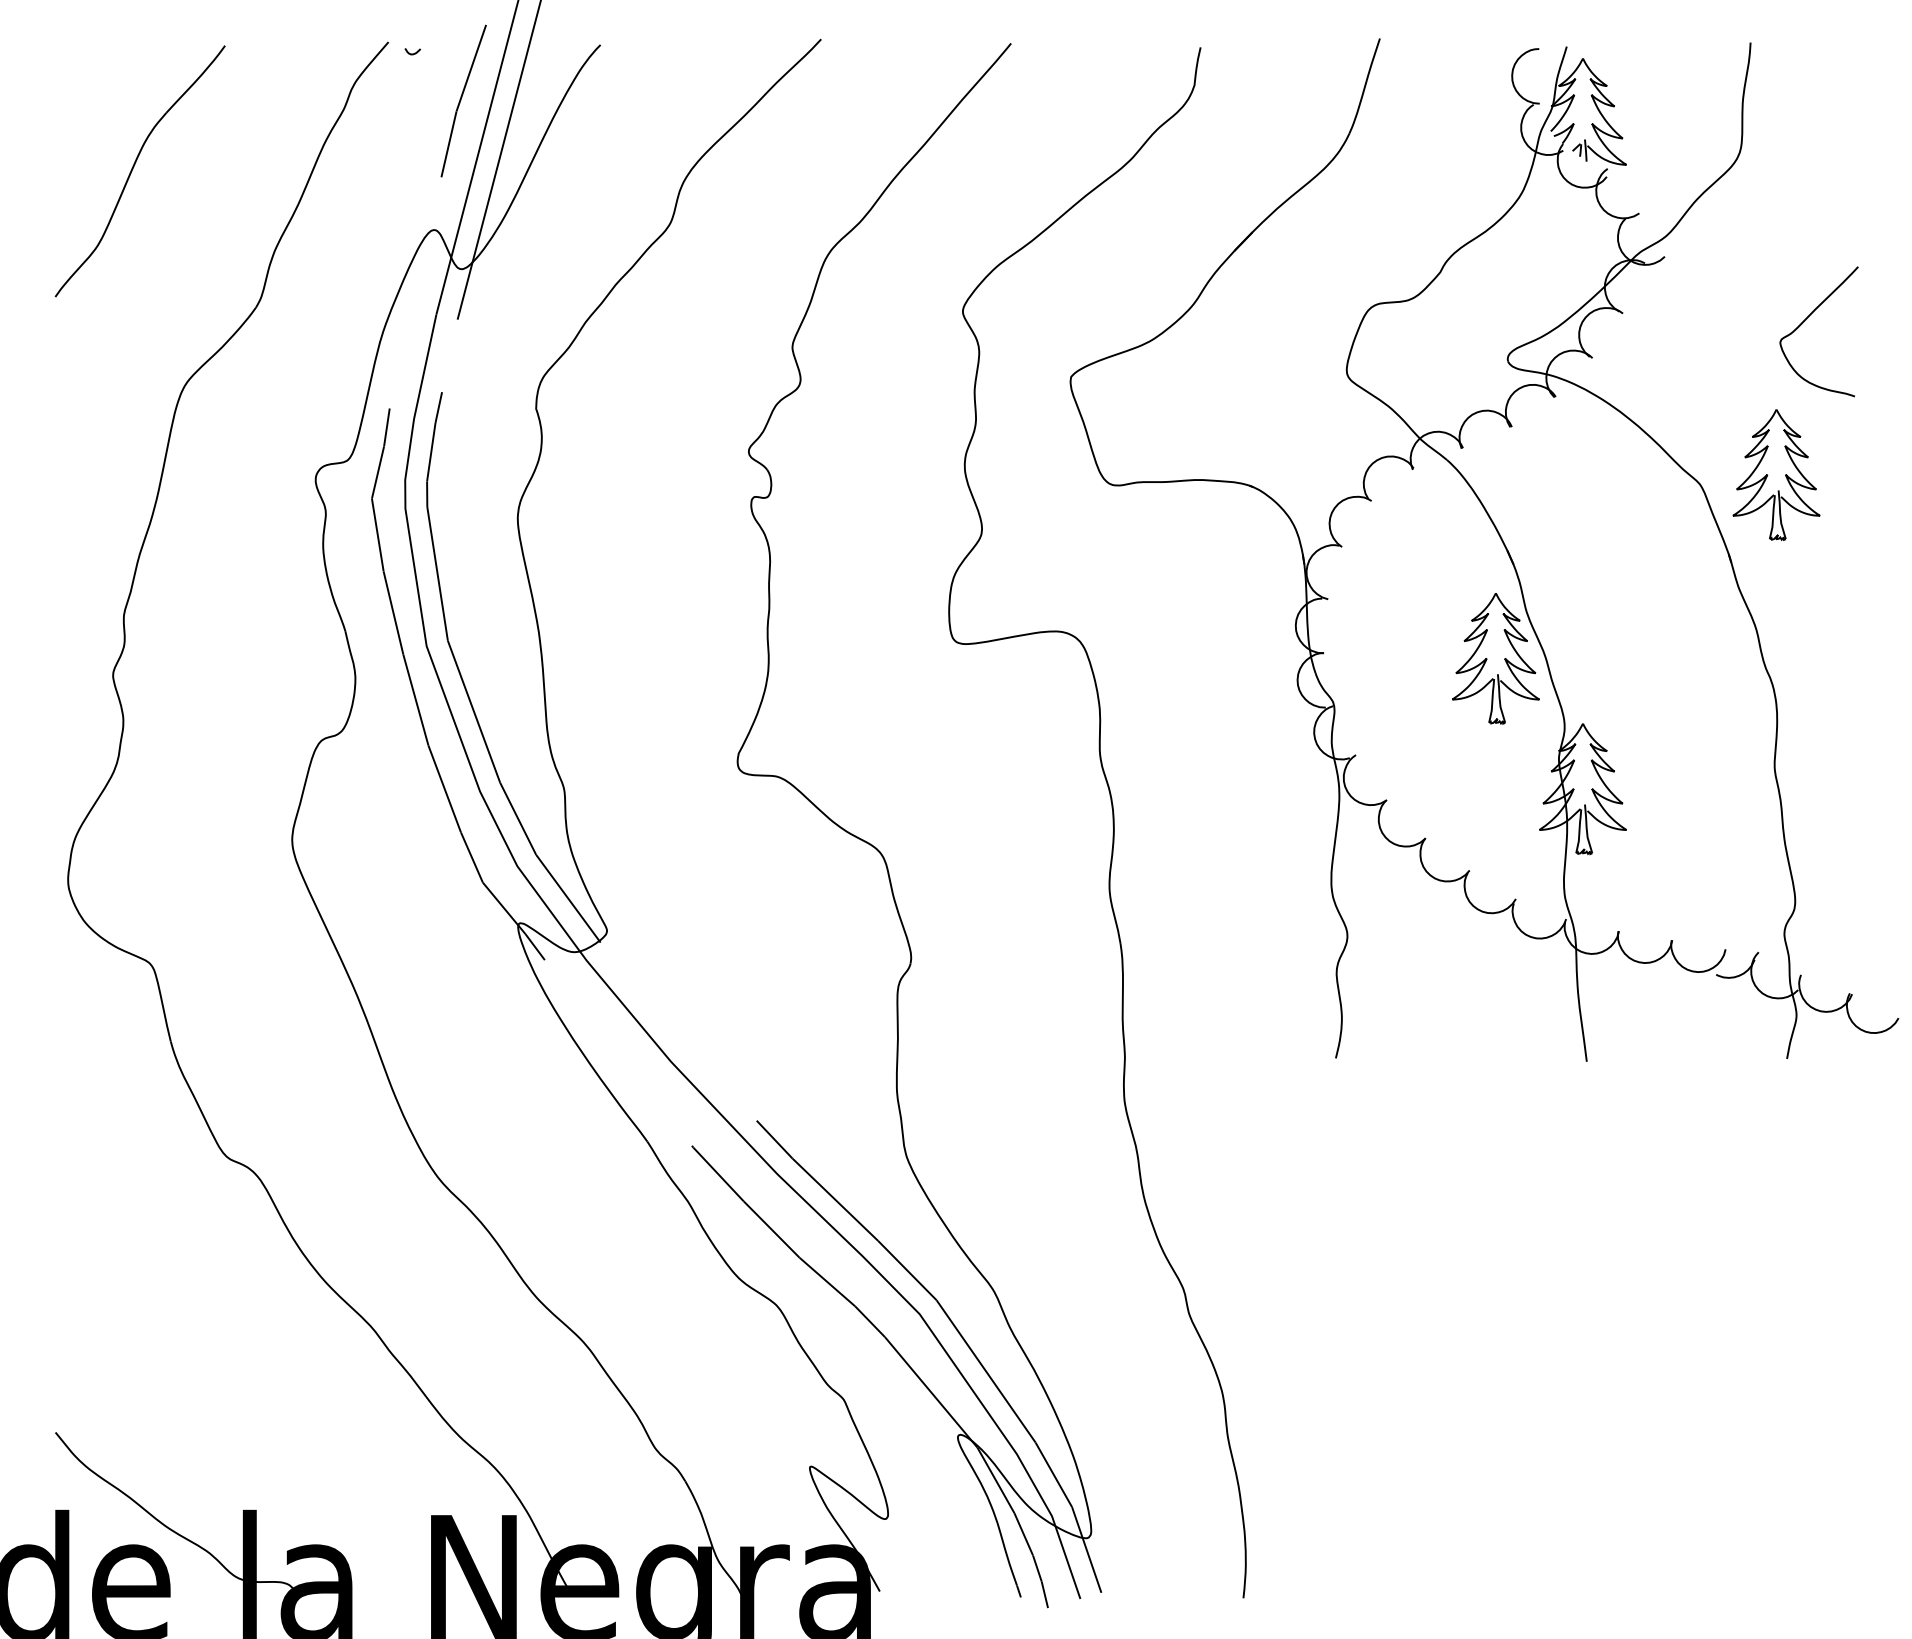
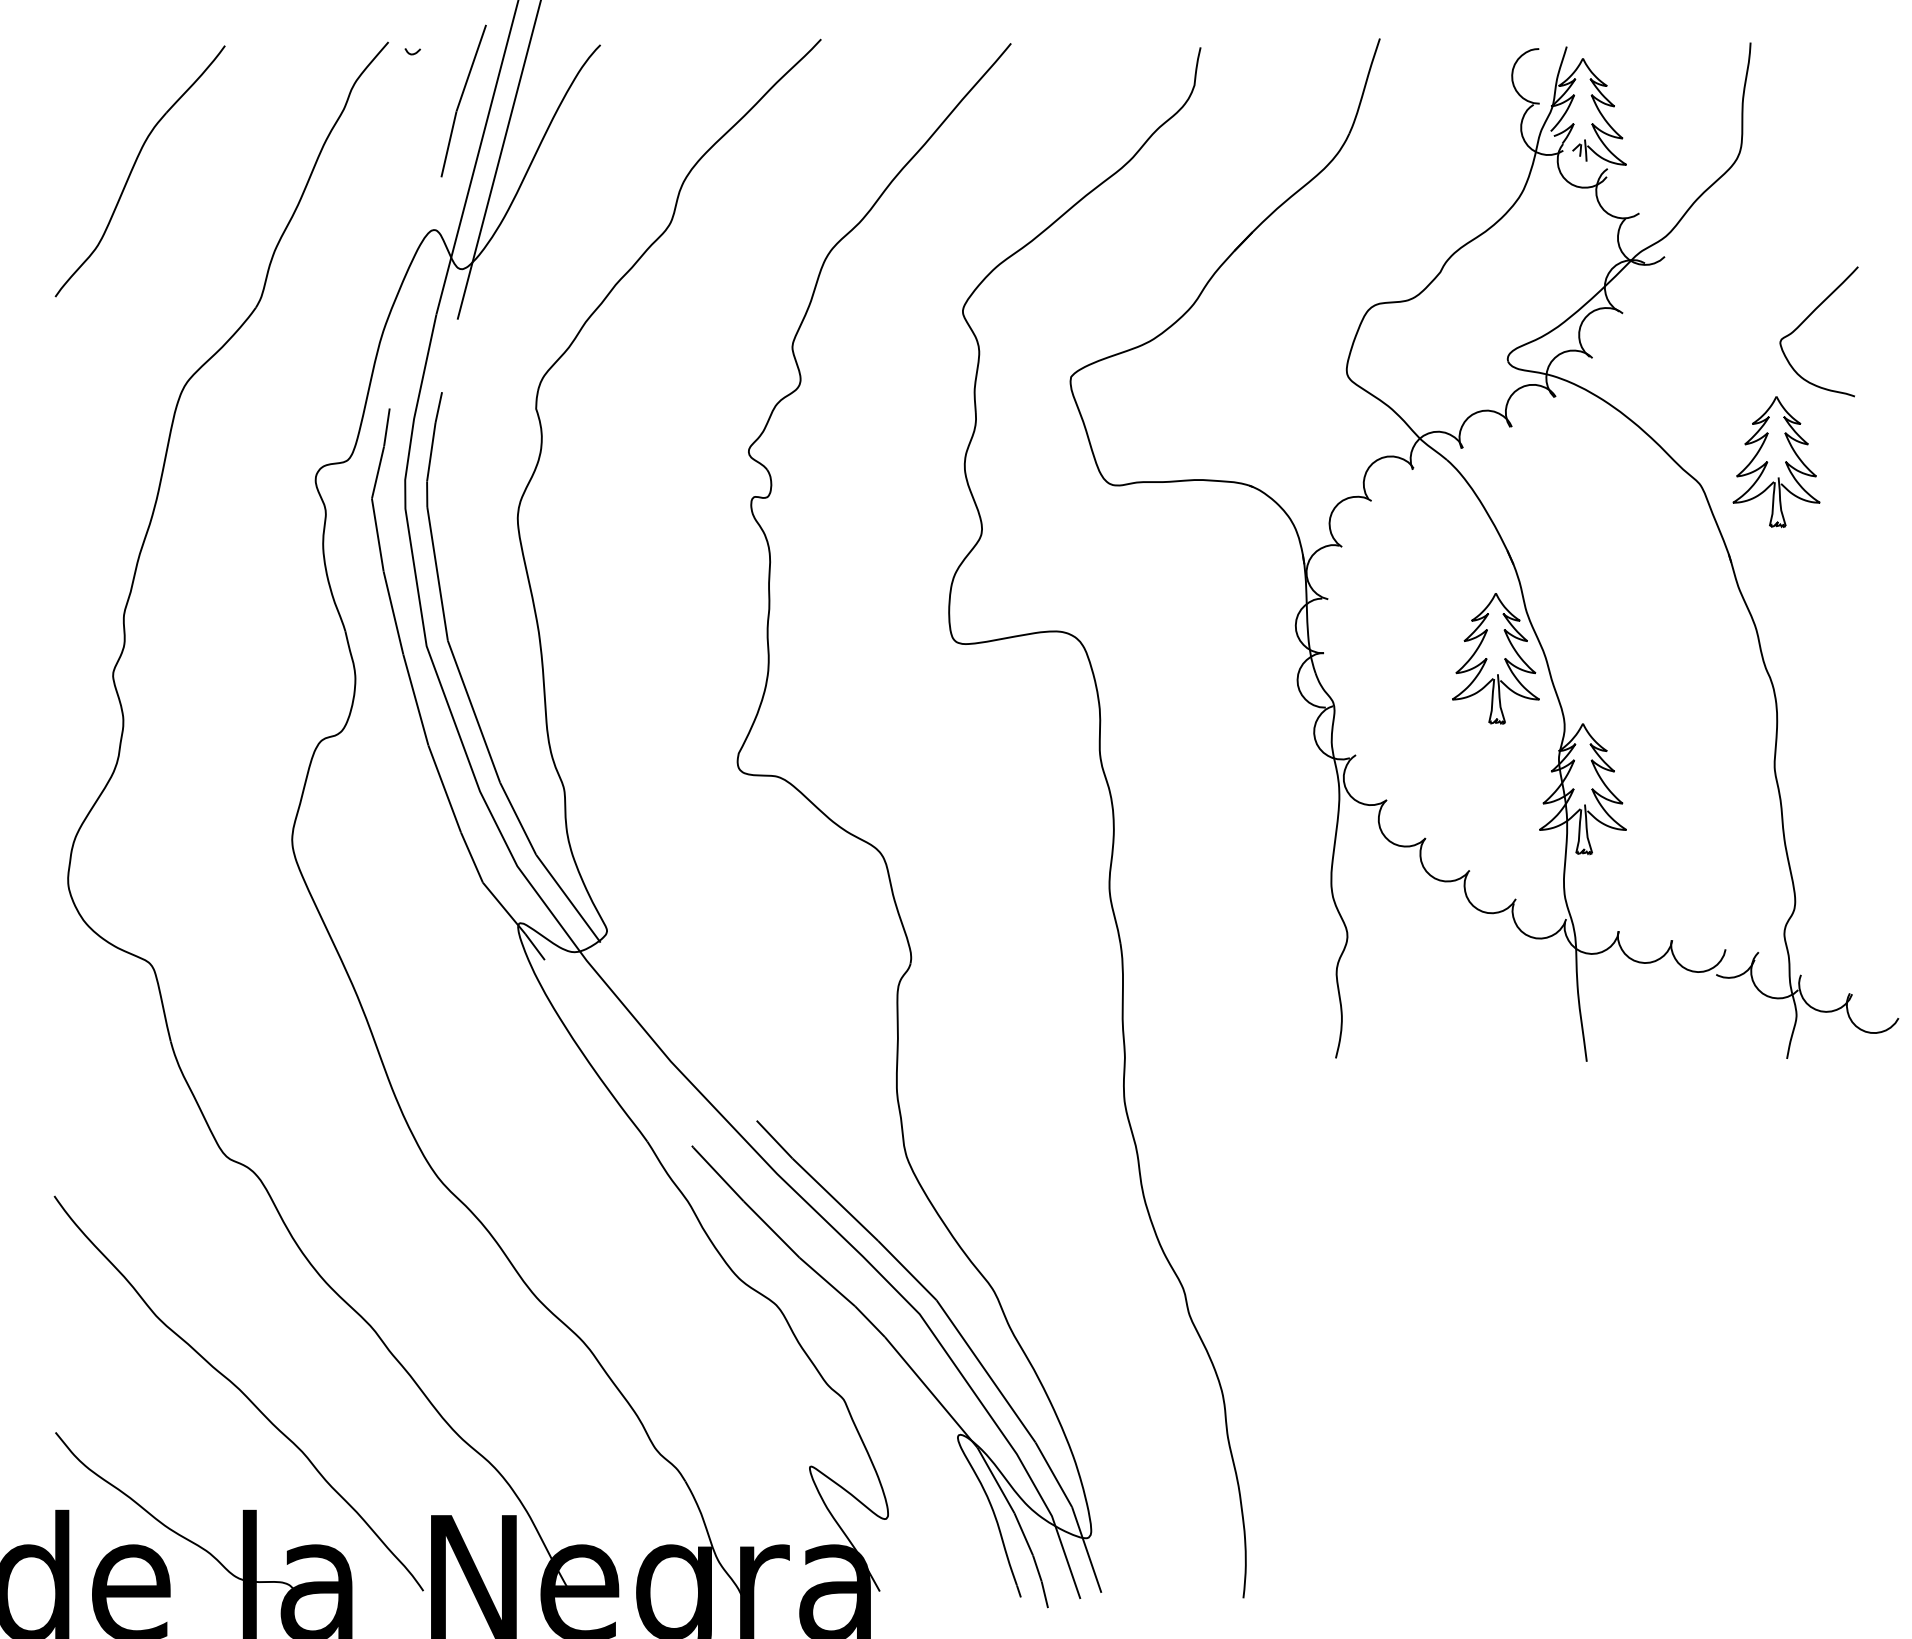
part position: (1776, 474) -> (1776, 461) (1776, 461)
curve: none -> present (240, 1391)
